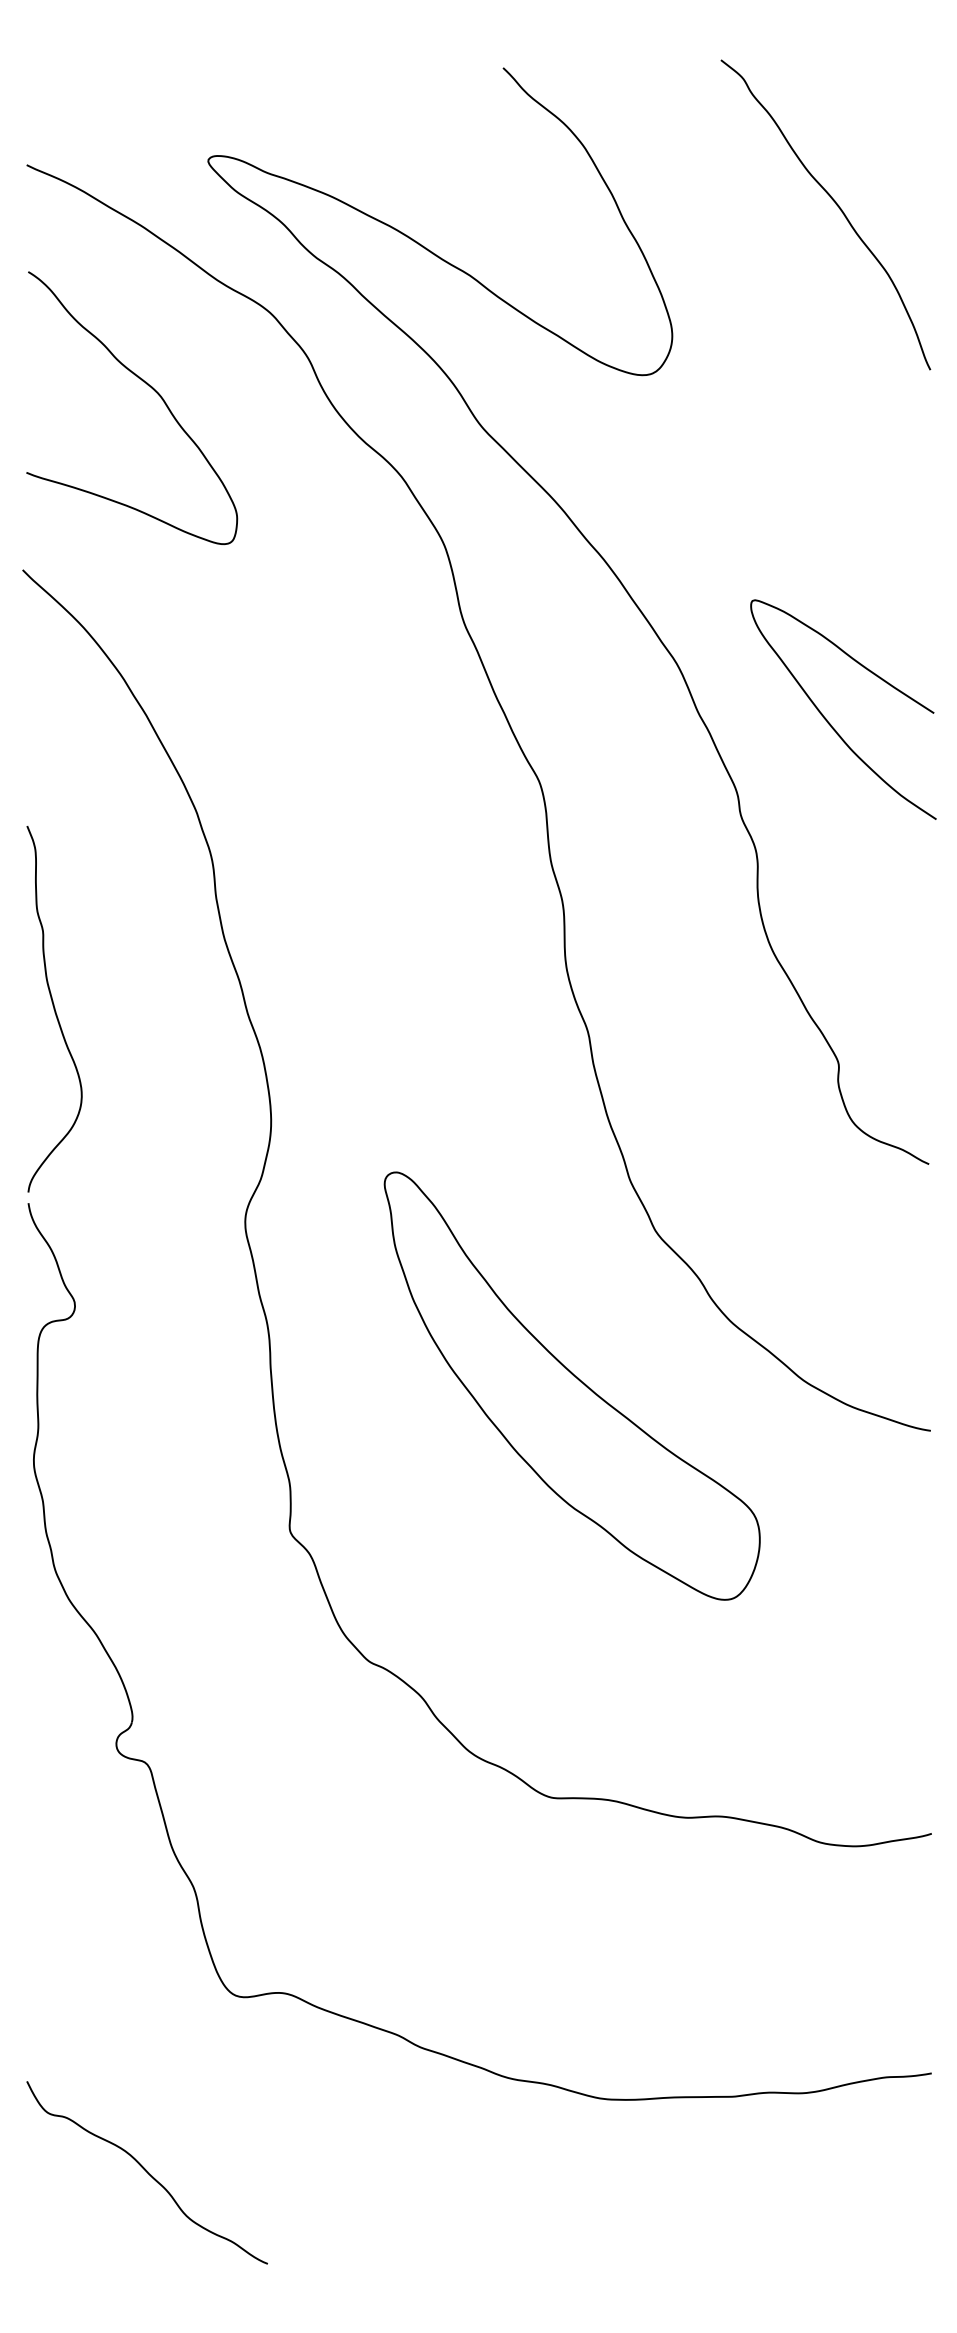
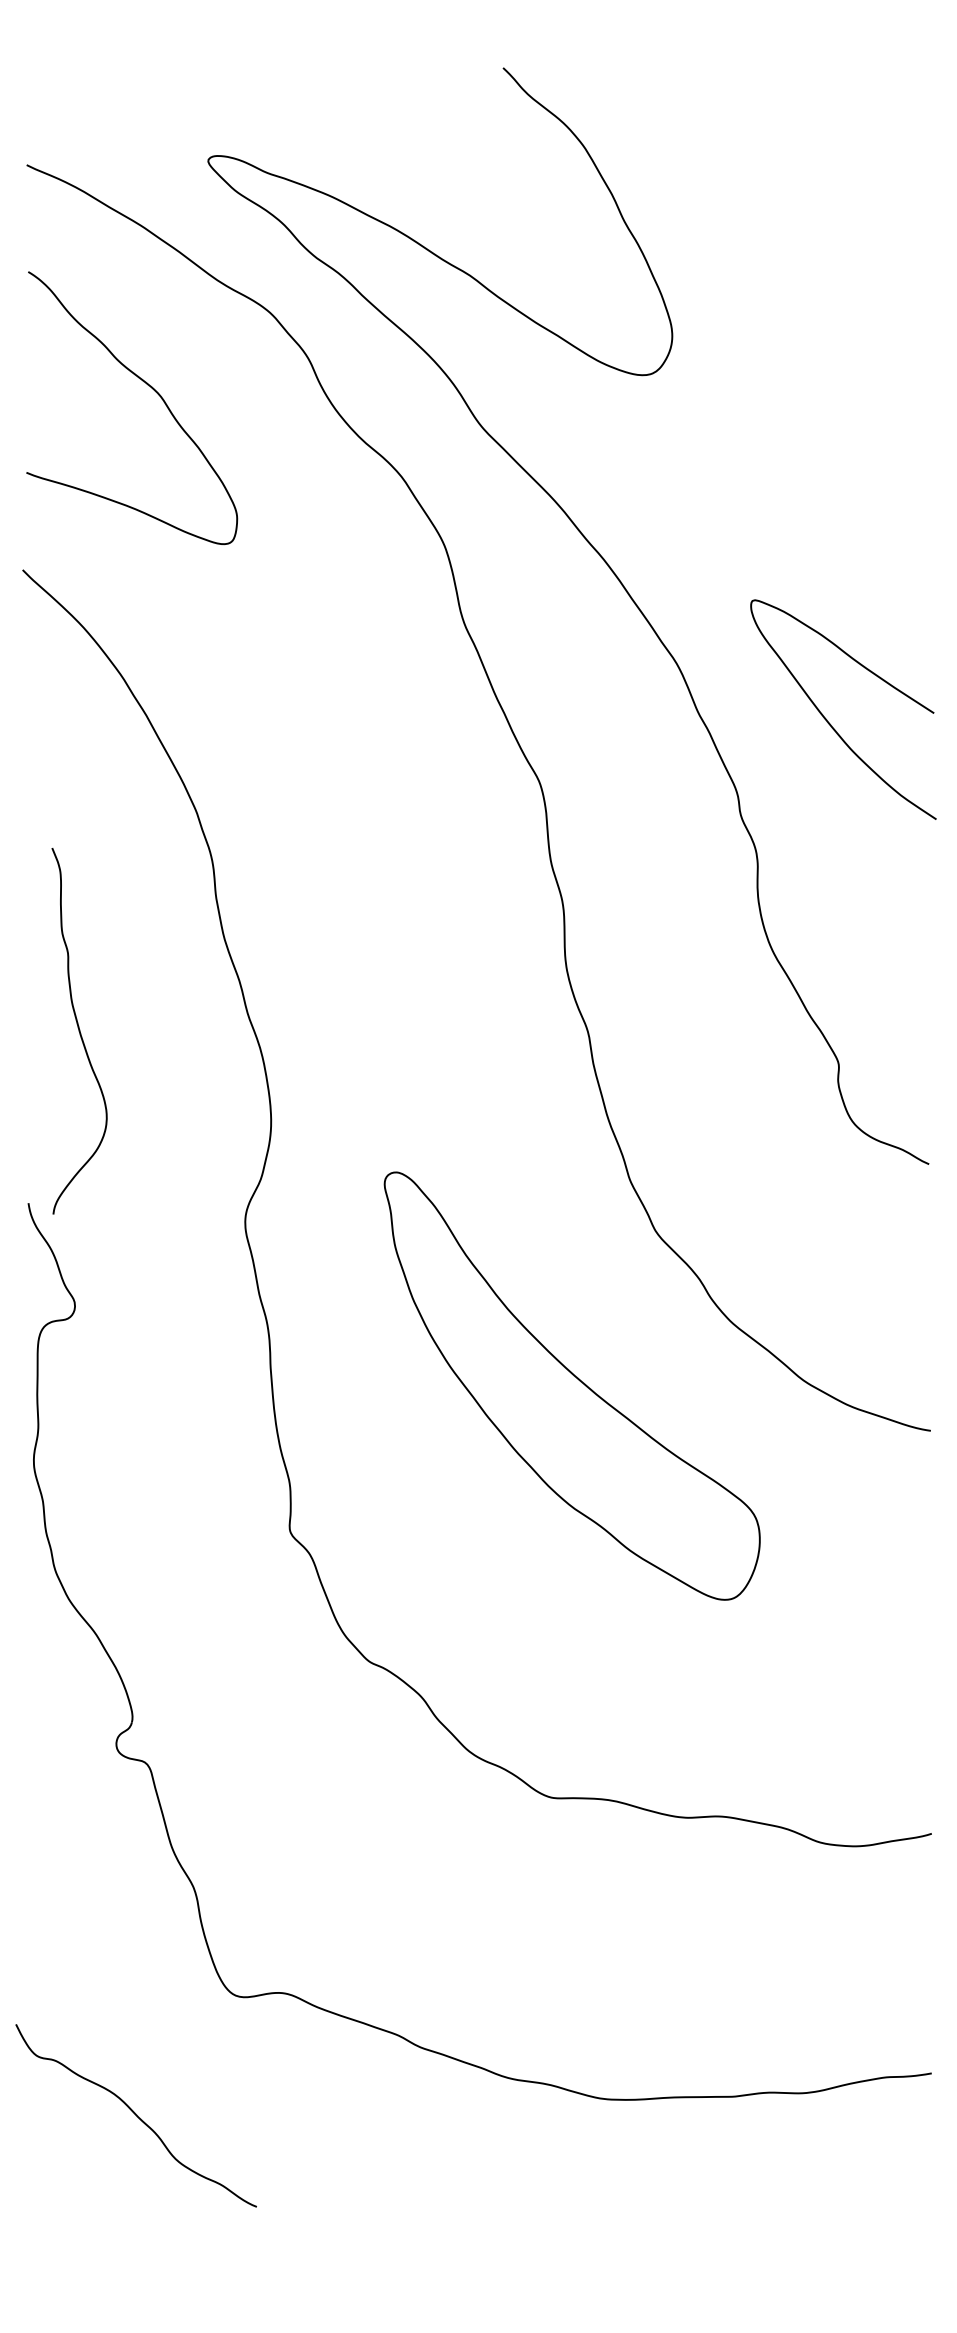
curve: present -> none (835, 204)
curve position: (54, 1009) -> (79, 1031) (79, 1031)
curve position: (146, 2172) -> (135, 2115) (135, 2115)
